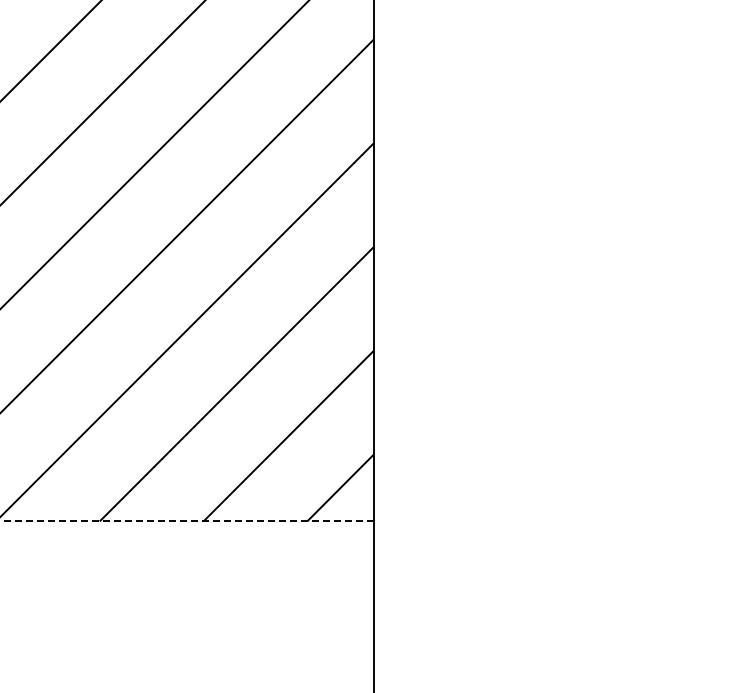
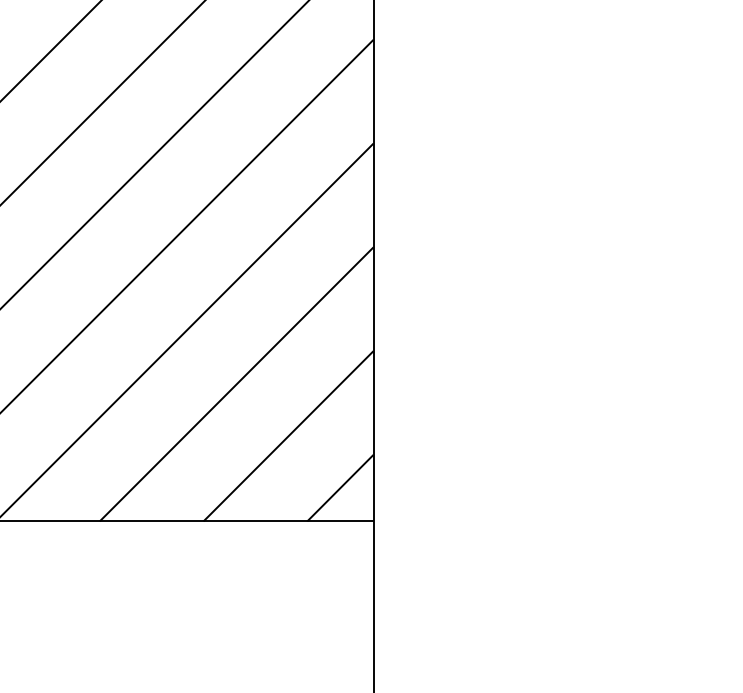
line: dashed -> solid (186, 521)
